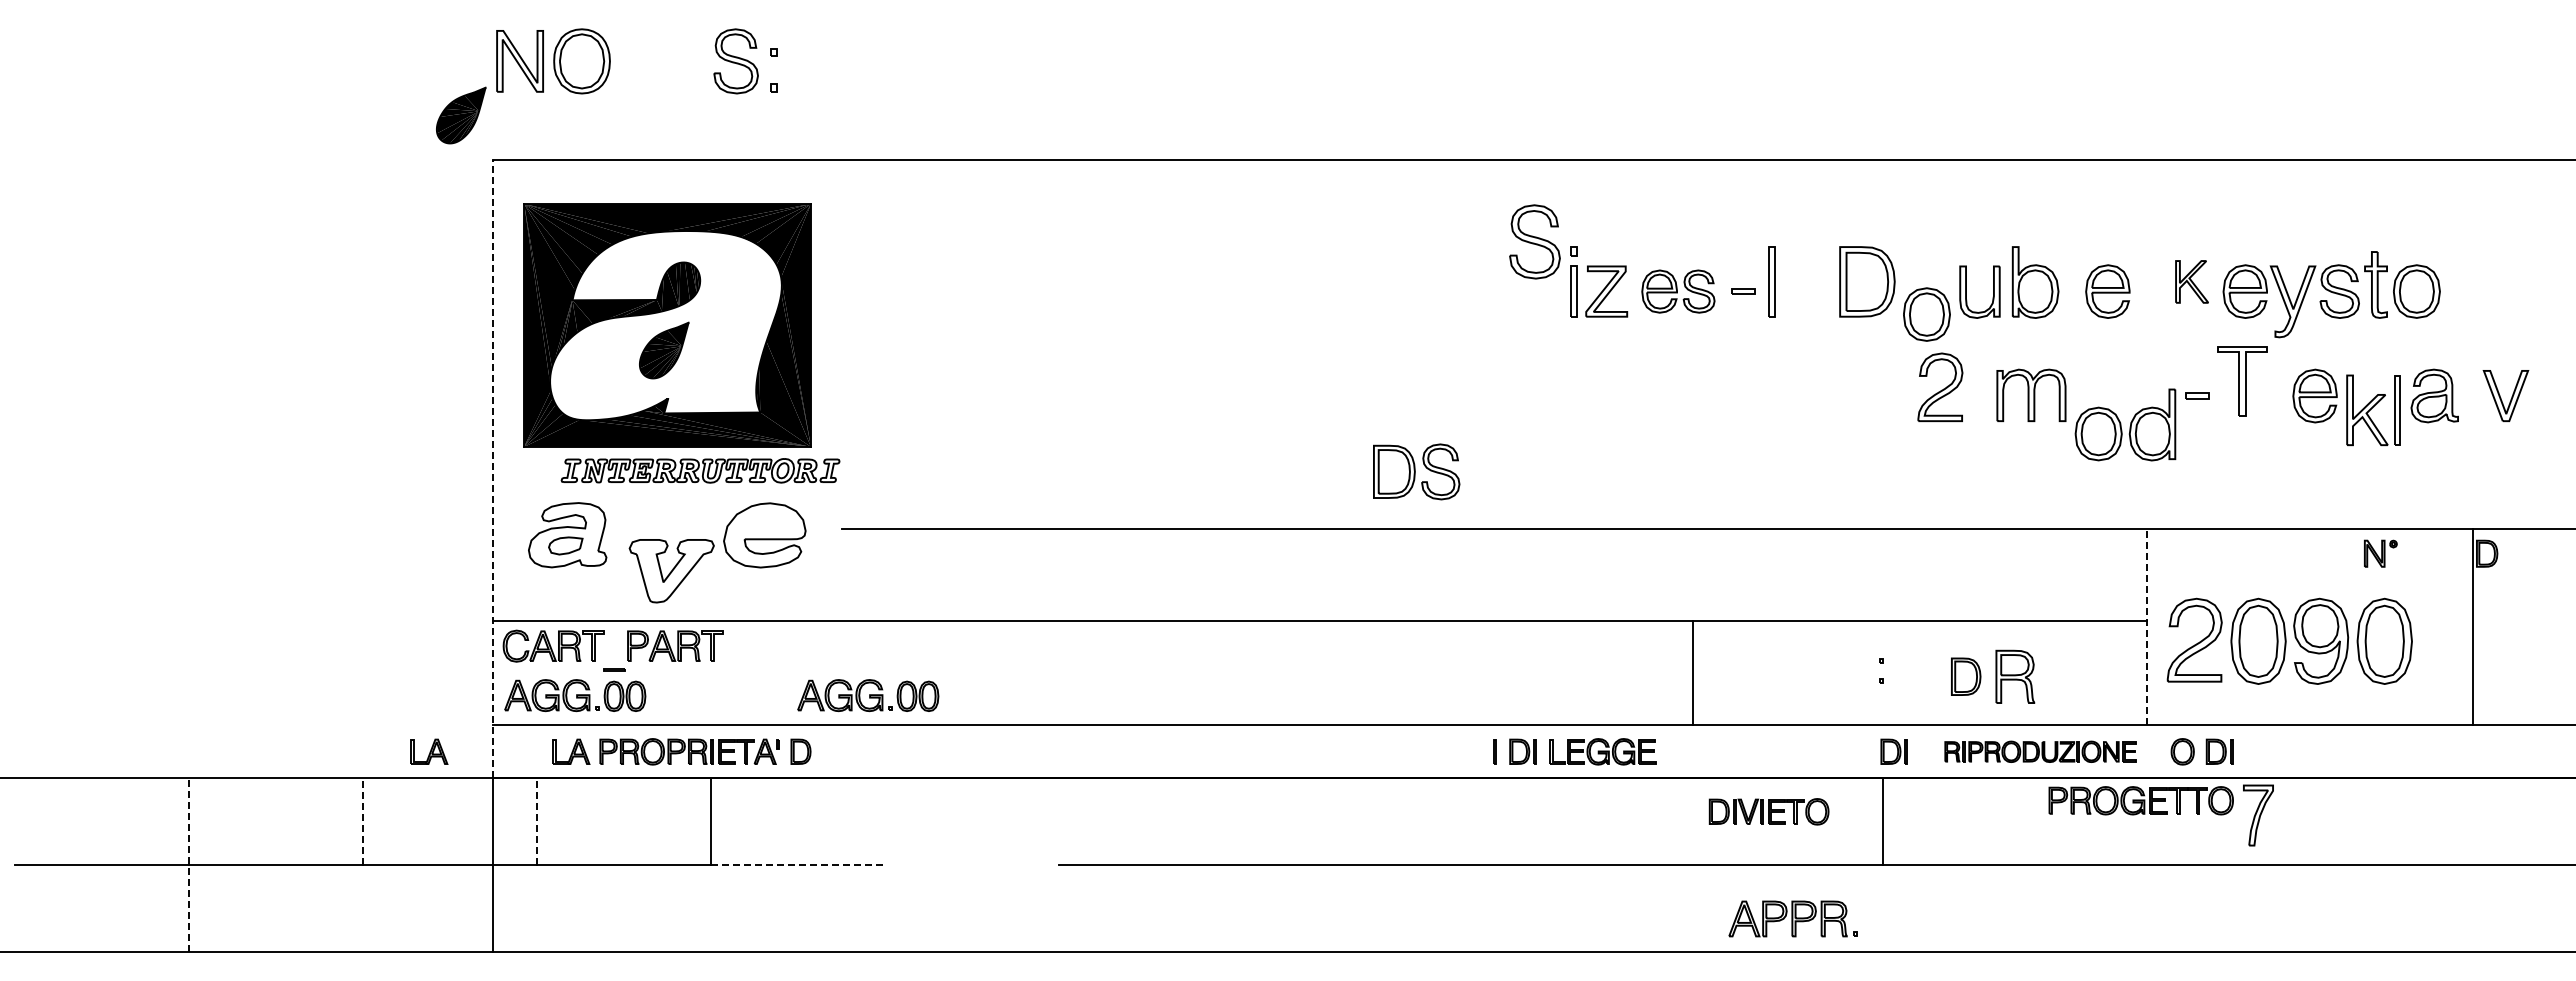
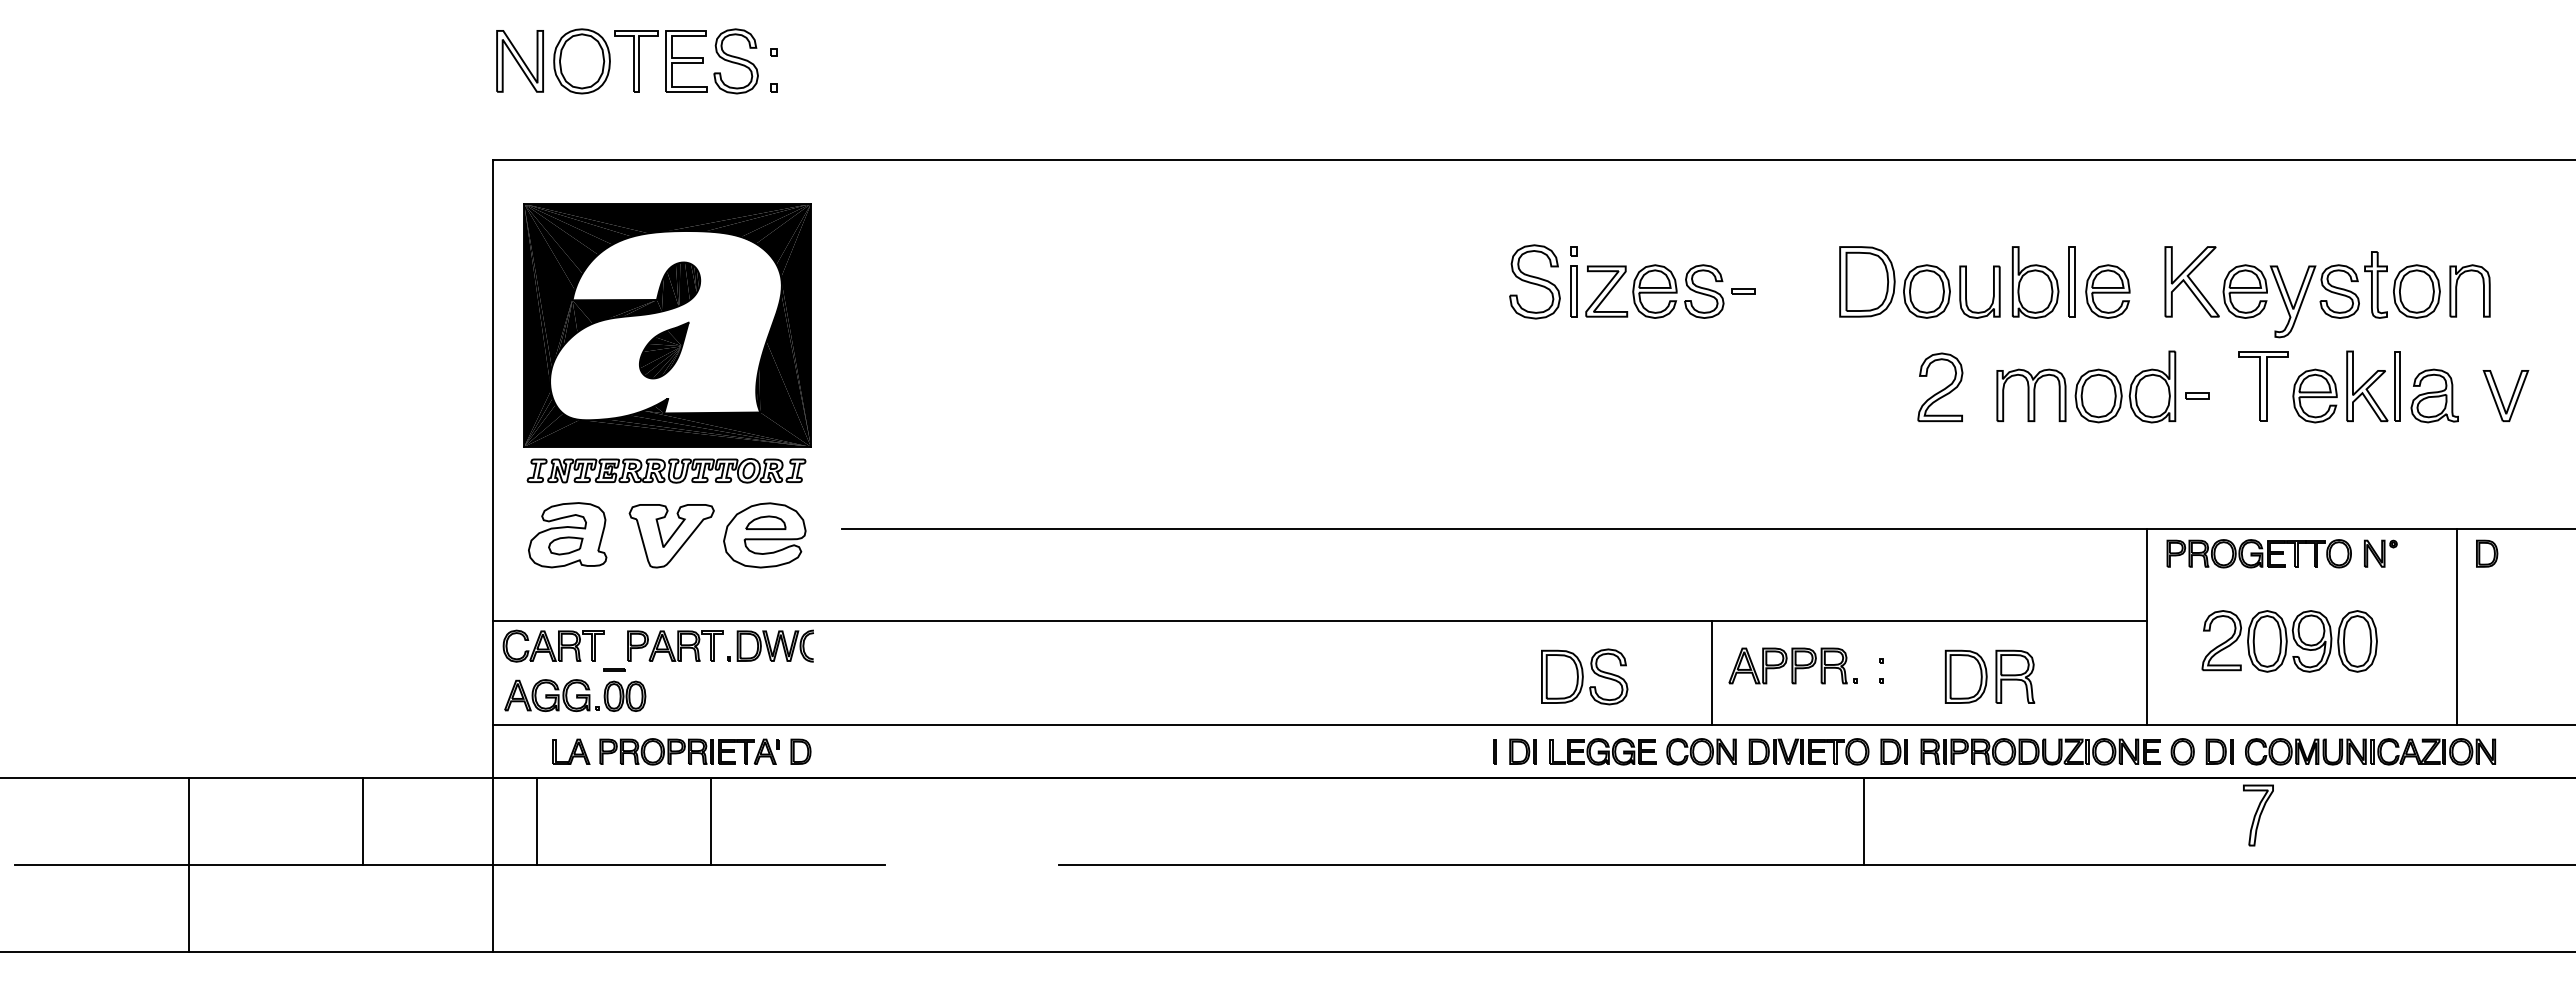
part: none -> present (660, 61)
part: present -> none (461, 115)
part position: (1534, 241) -> (1534, 281) (1534, 281)
part position: (1771, 281) -> (2071, 281) (2071, 281)
part size: 34x44 px -> 56x72 px (2191, 281)
part: none -> present (2457, 290)
part size: 75x45 px -> 93x55 px (1678, 291)
part position: (1926, 314) -> (1926, 291) (1926, 291)
part position: (2242, 381) -> (2263, 386) (2263, 386)
part position: (2373, 410) -> (2373, 386) (2373, 386)
part position: (2125, 424) -> (2125, 386) (2125, 386)
line: dashed -> solid (493, 468)
part position: (700, 470) -> (666, 470) (666, 470)
part position: (1416, 471) -> (1584, 676) (1584, 676)
part: none -> present (765, 522)
part position: (671, 571) -> (671, 536) (671, 536)
line: dashed -> solid (2147, 626)
line position: (2472, 626) -> (2456, 626) (2456, 626)
part size: 247x88 px -> 177x63 px (2289, 641)
part: none -> present (770, 645)
line position: (1693, 672) -> (1712, 672) (1712, 672)
part size: 31x39 px -> 44x55 px (1965, 676)
part: present -> none (868, 695)
part: present -> none (429, 751)
part: none -> present (1701, 751)
part size: 193x23 px -> 241x28 px (2040, 751)
part: none -> present (2370, 751)
part position: (2140, 800) -> (2258, 553) (2258, 553)
part position: (1768, 811) -> (1808, 751) (1808, 751)
line position: (1883, 820) -> (1864, 820) (1864, 820)
line: dashed -> solid (362, 821)
line: dashed -> solid (537, 821)
line: dashed -> solid (188, 864)
line: dashed -> solid (798, 864)
part position: (1792, 918) -> (1792, 665) (1792, 665)
